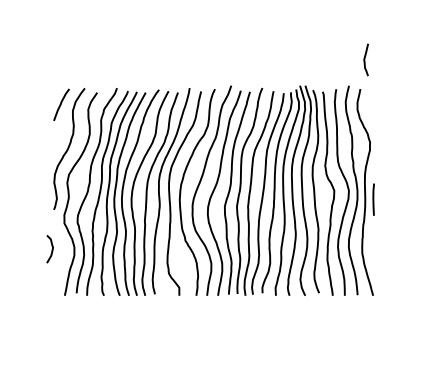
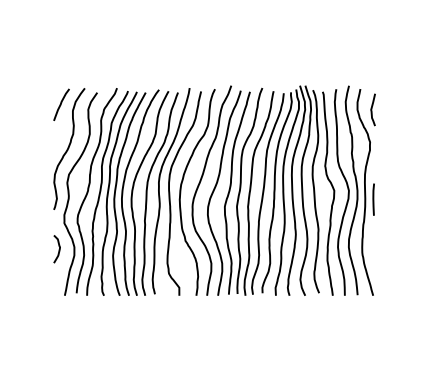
curve position: (365, 59) -> (372, 109) (372, 109)
curve position: (51, 249) -> (58, 249) (58, 249)
